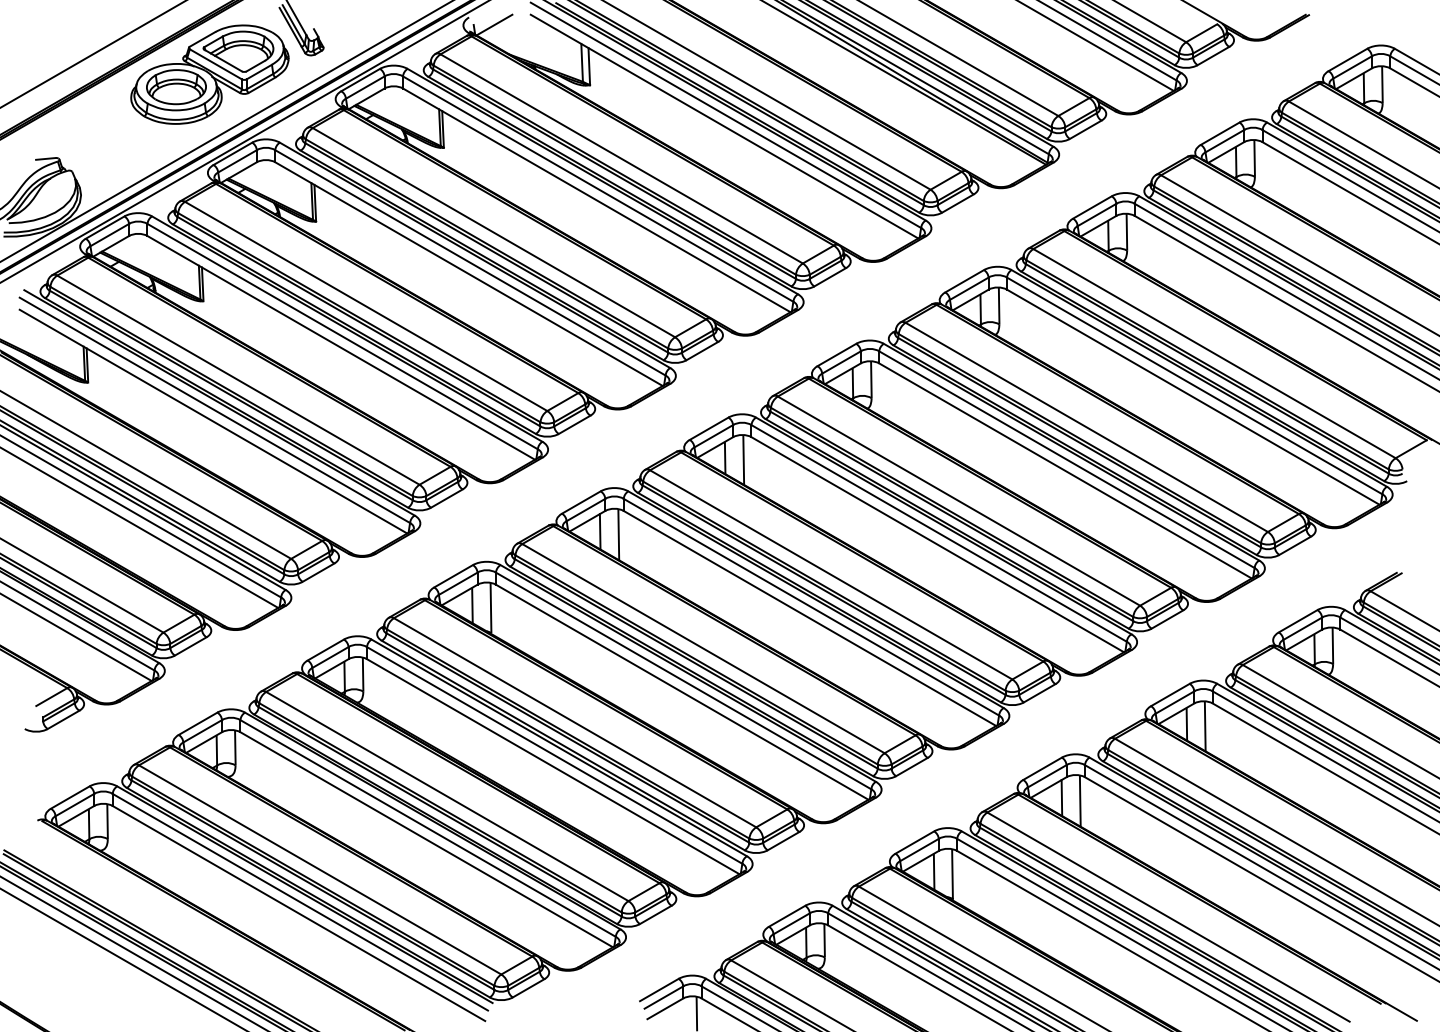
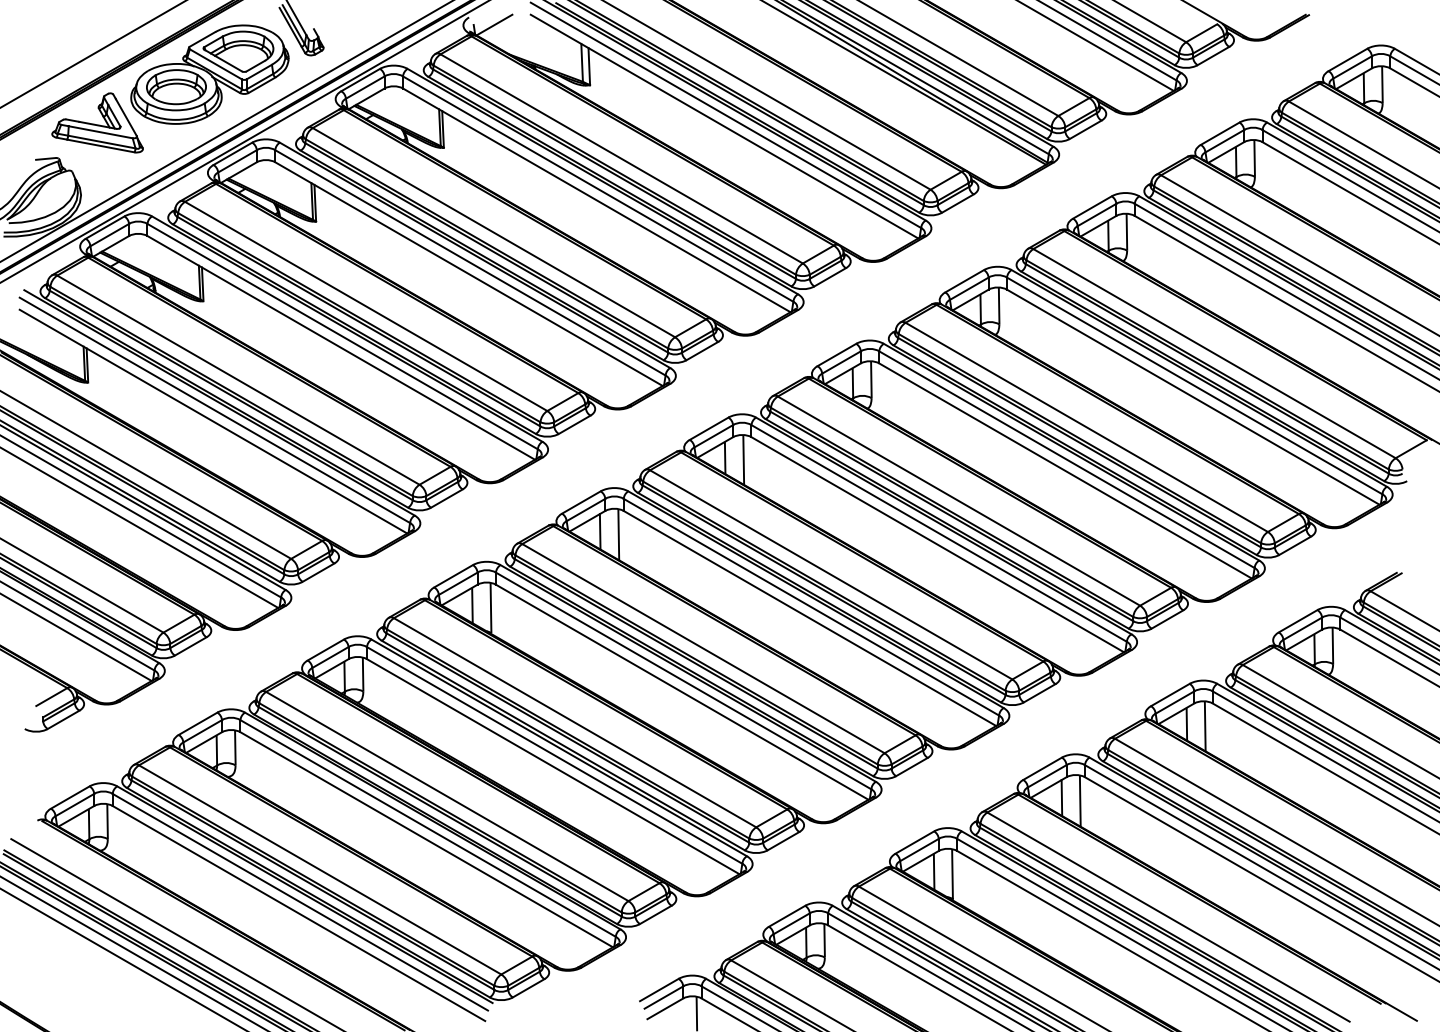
part: none -> present (97, 122)
line: none -> present (175, 933)
